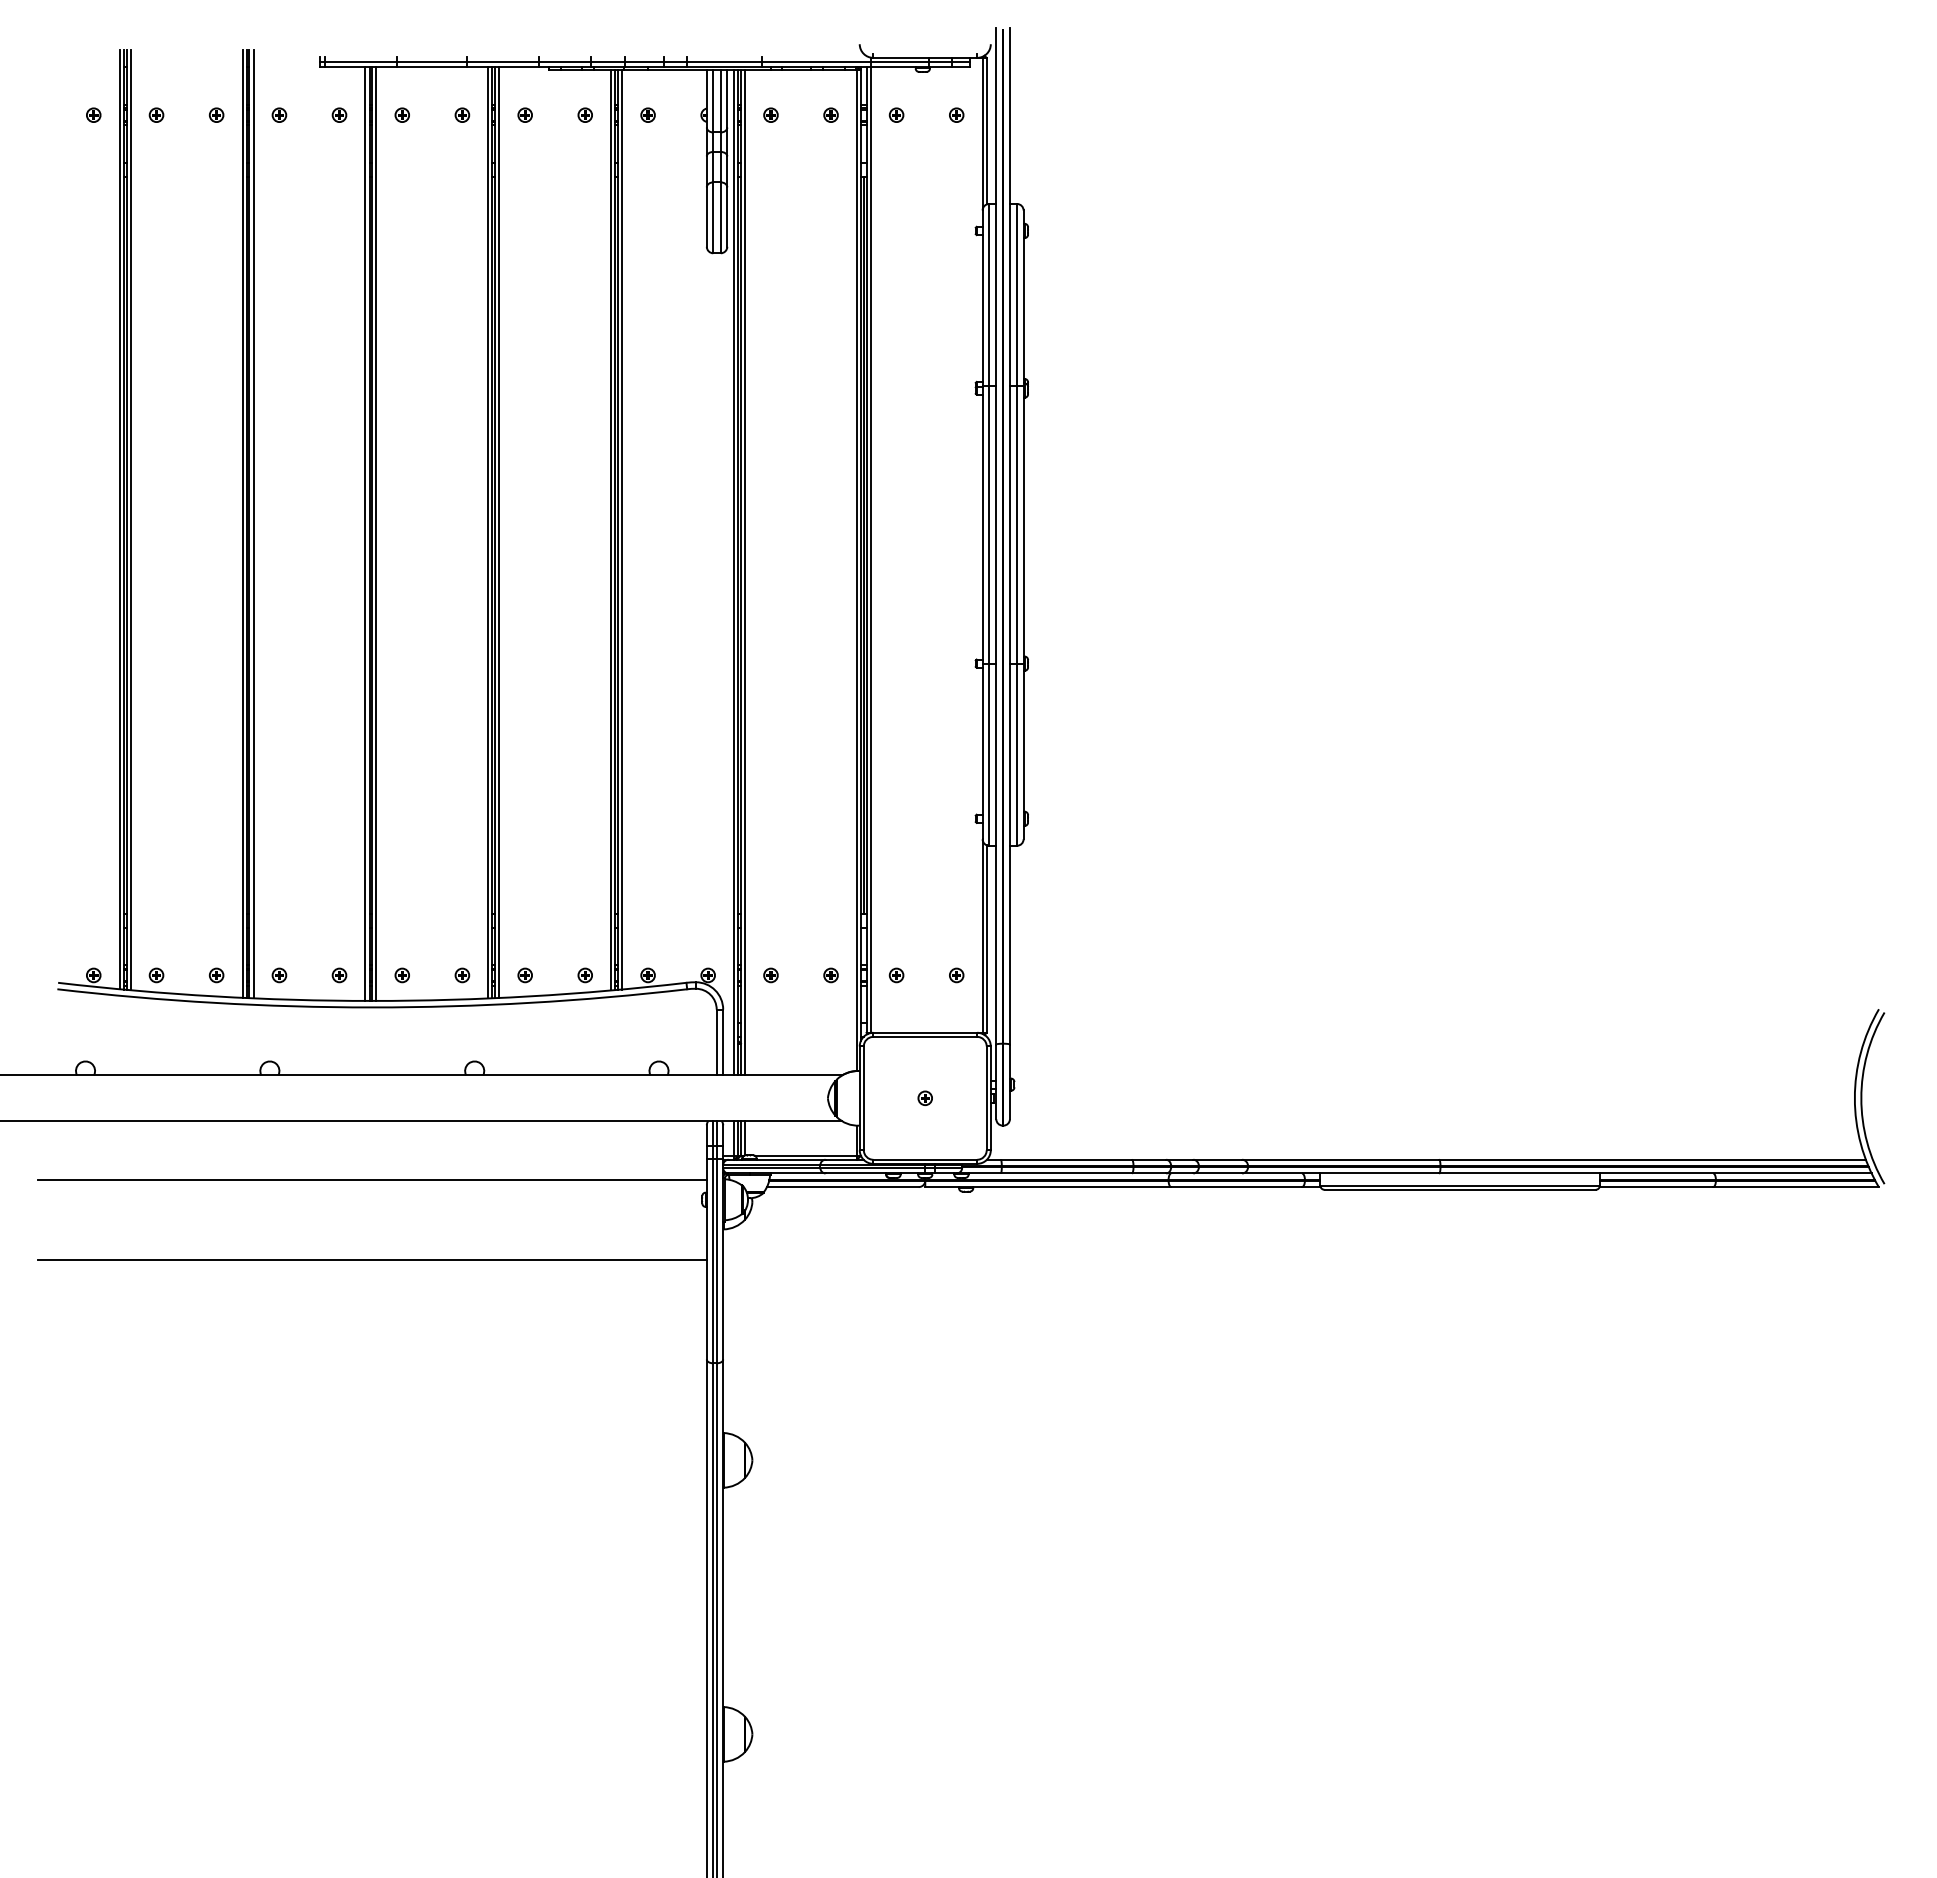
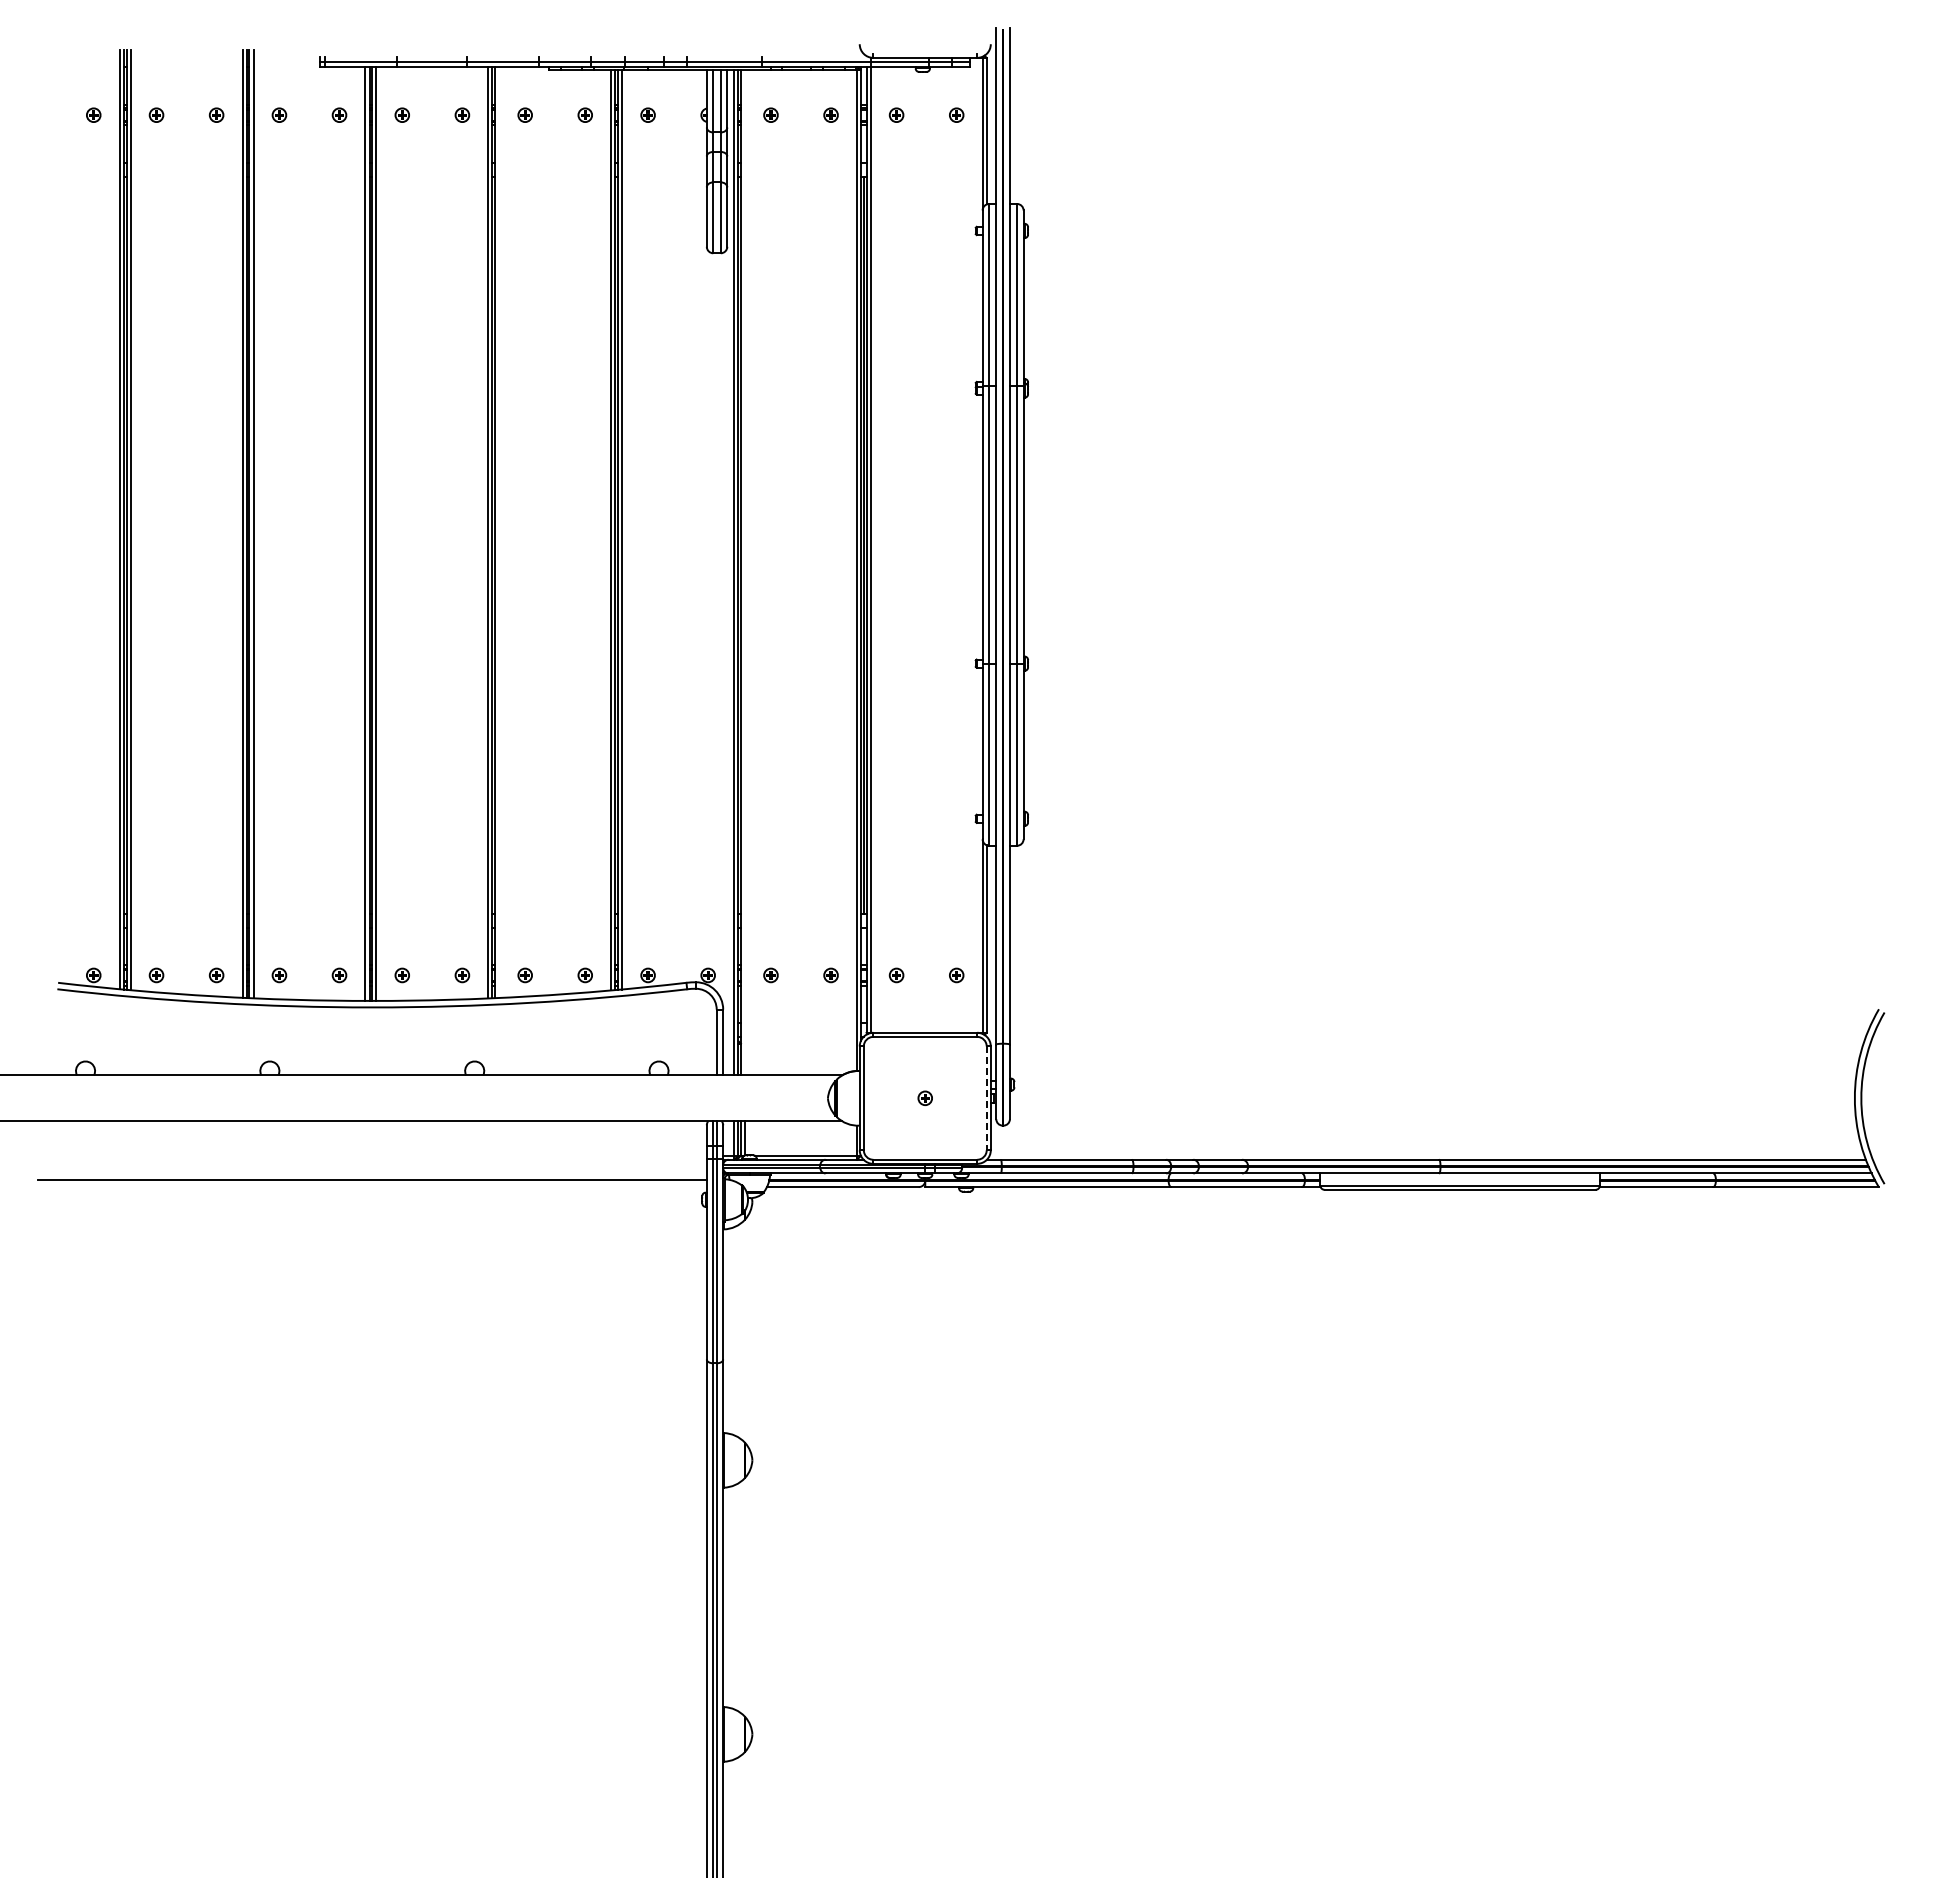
line: present -> none (499, 532)
line: present -> none (745, 572)
line: solid -> dashed (986, 1098)
line: present -> none (371, 1259)
